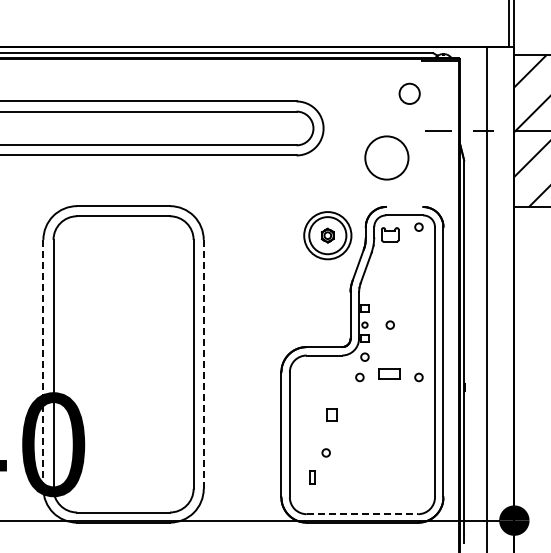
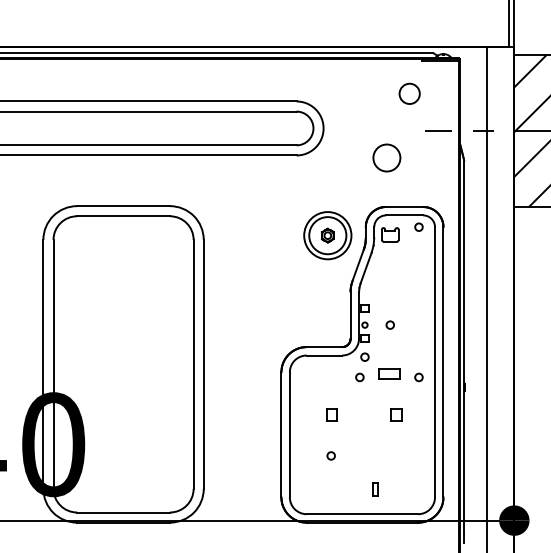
circle diameter: 43 px -> 27 px (386, 157)
line: none -> present (404, 206)
line: dashed -> solid (203, 363)
line: dashed -> solid (43, 364)
part: none -> present (396, 414)
circle position: (325, 452) -> (330, 455) (330, 455)
part position: (312, 477) -> (375, 489) (375, 489)
line: dashed -> solid (362, 514)
